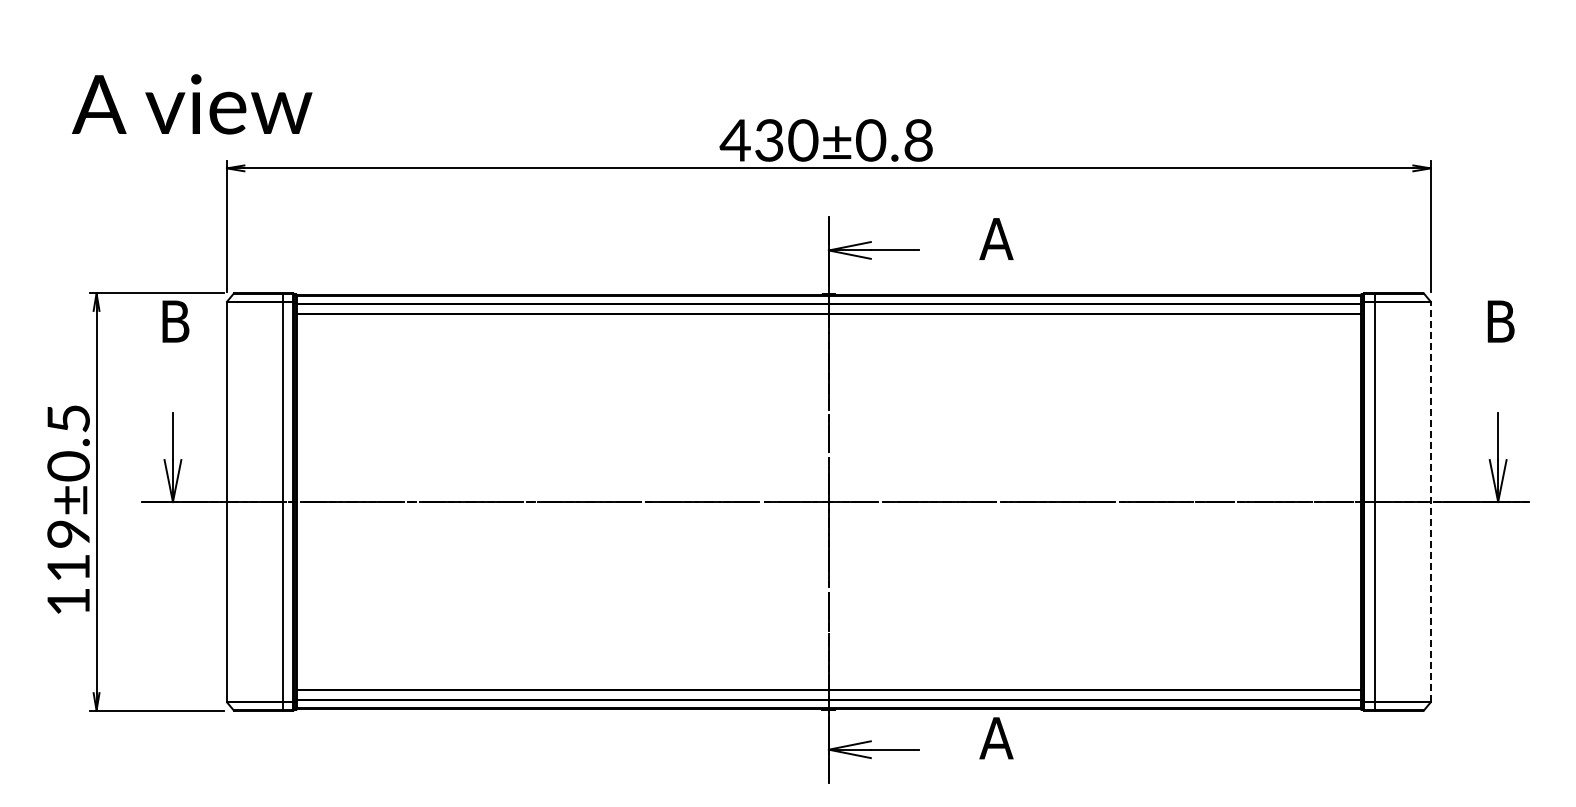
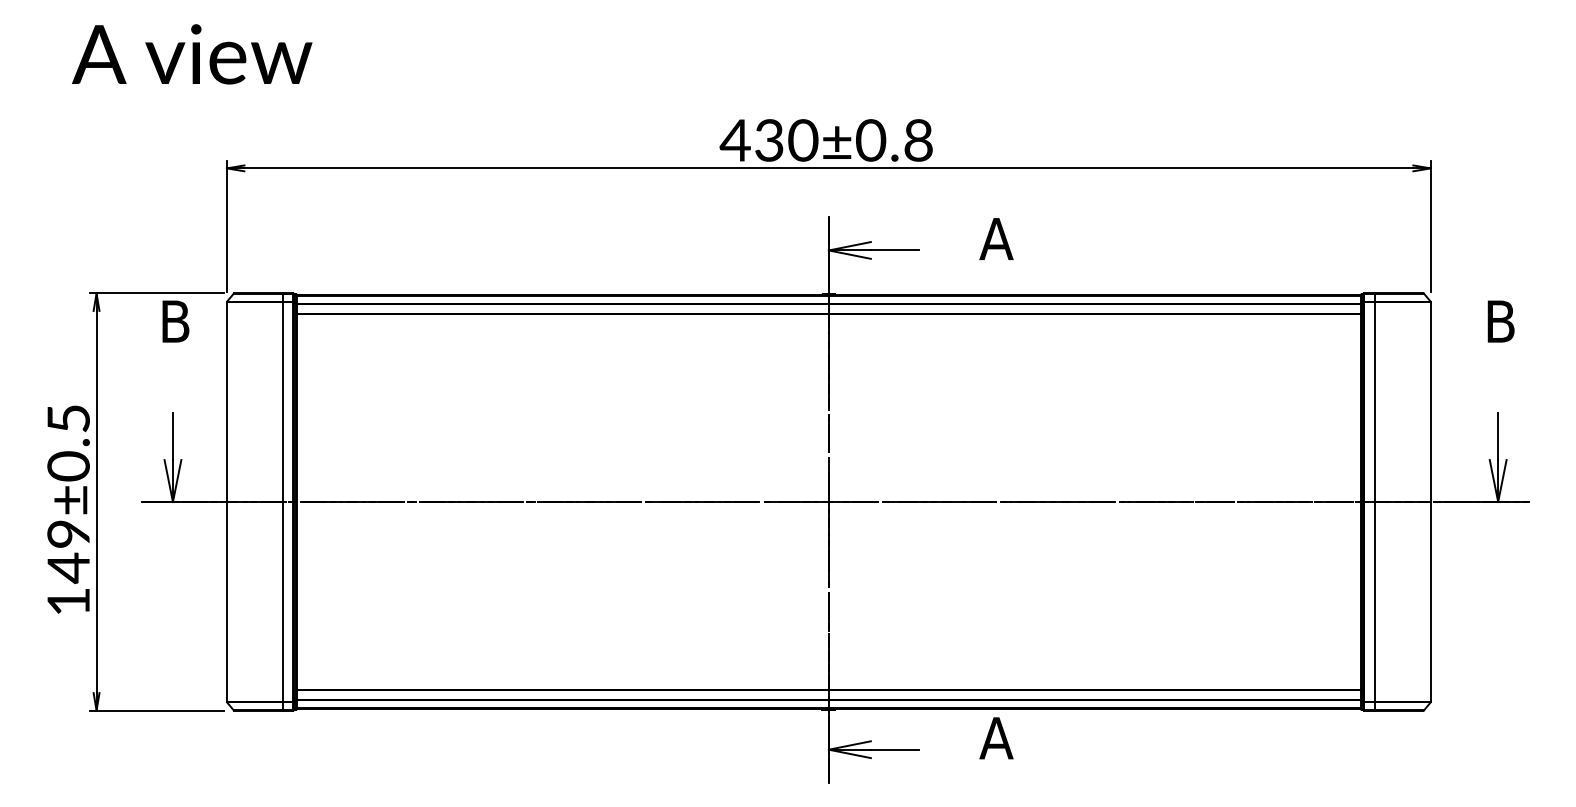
text position: (192, 104) -> (192, 54) (192, 54)
line: dashed -> solid (1430, 502)
text: 119±0.5 -> 149±0.5 (68, 567)
